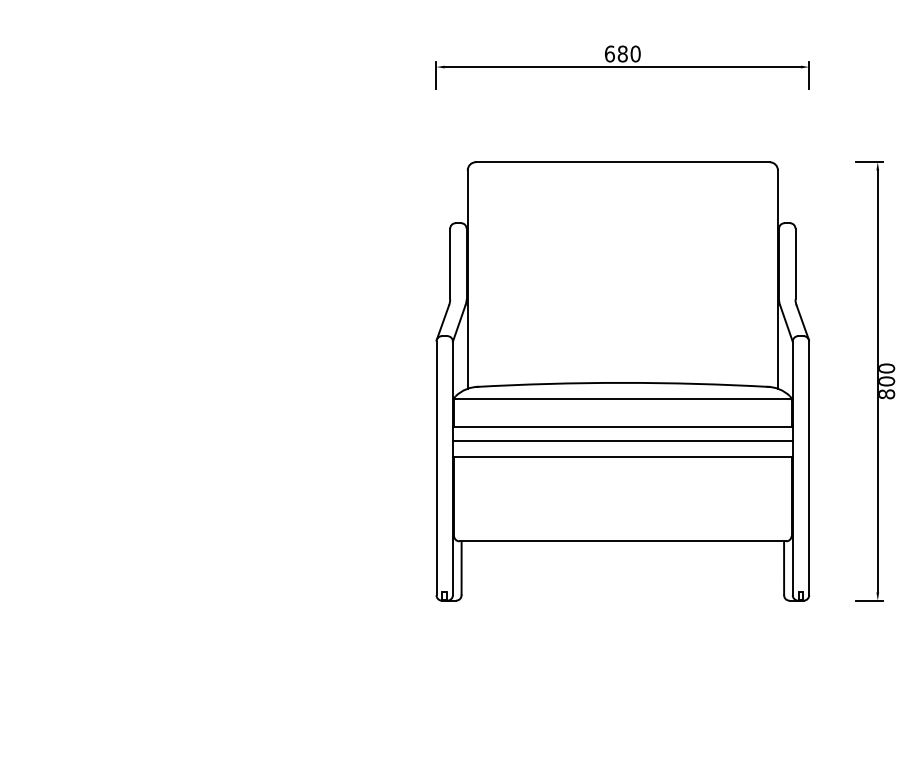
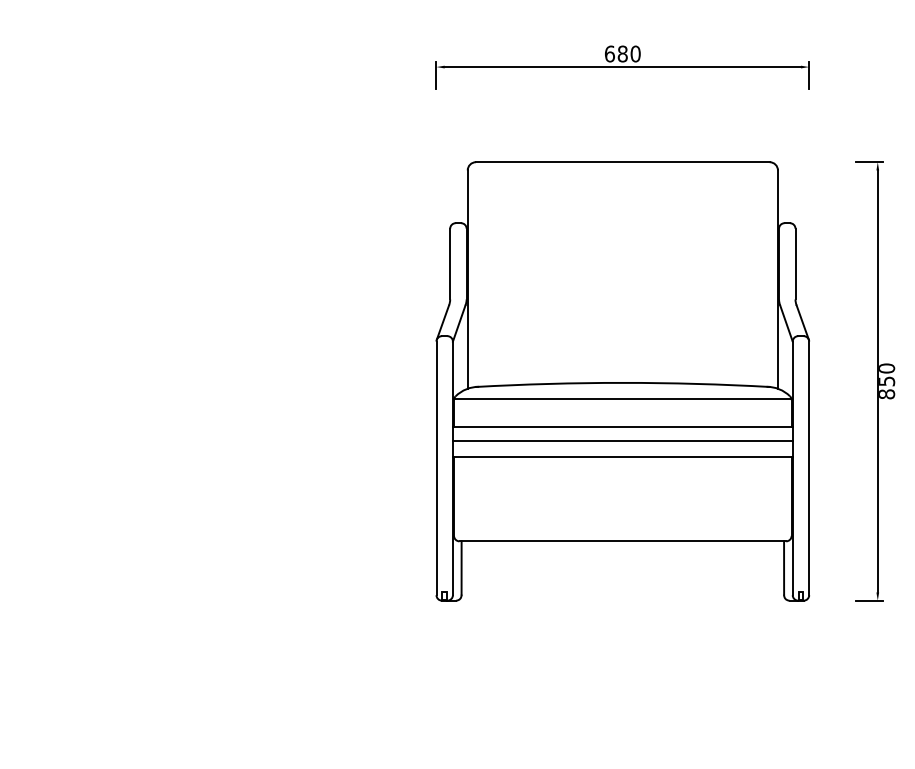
text: 800 -> 850 (887, 381)
